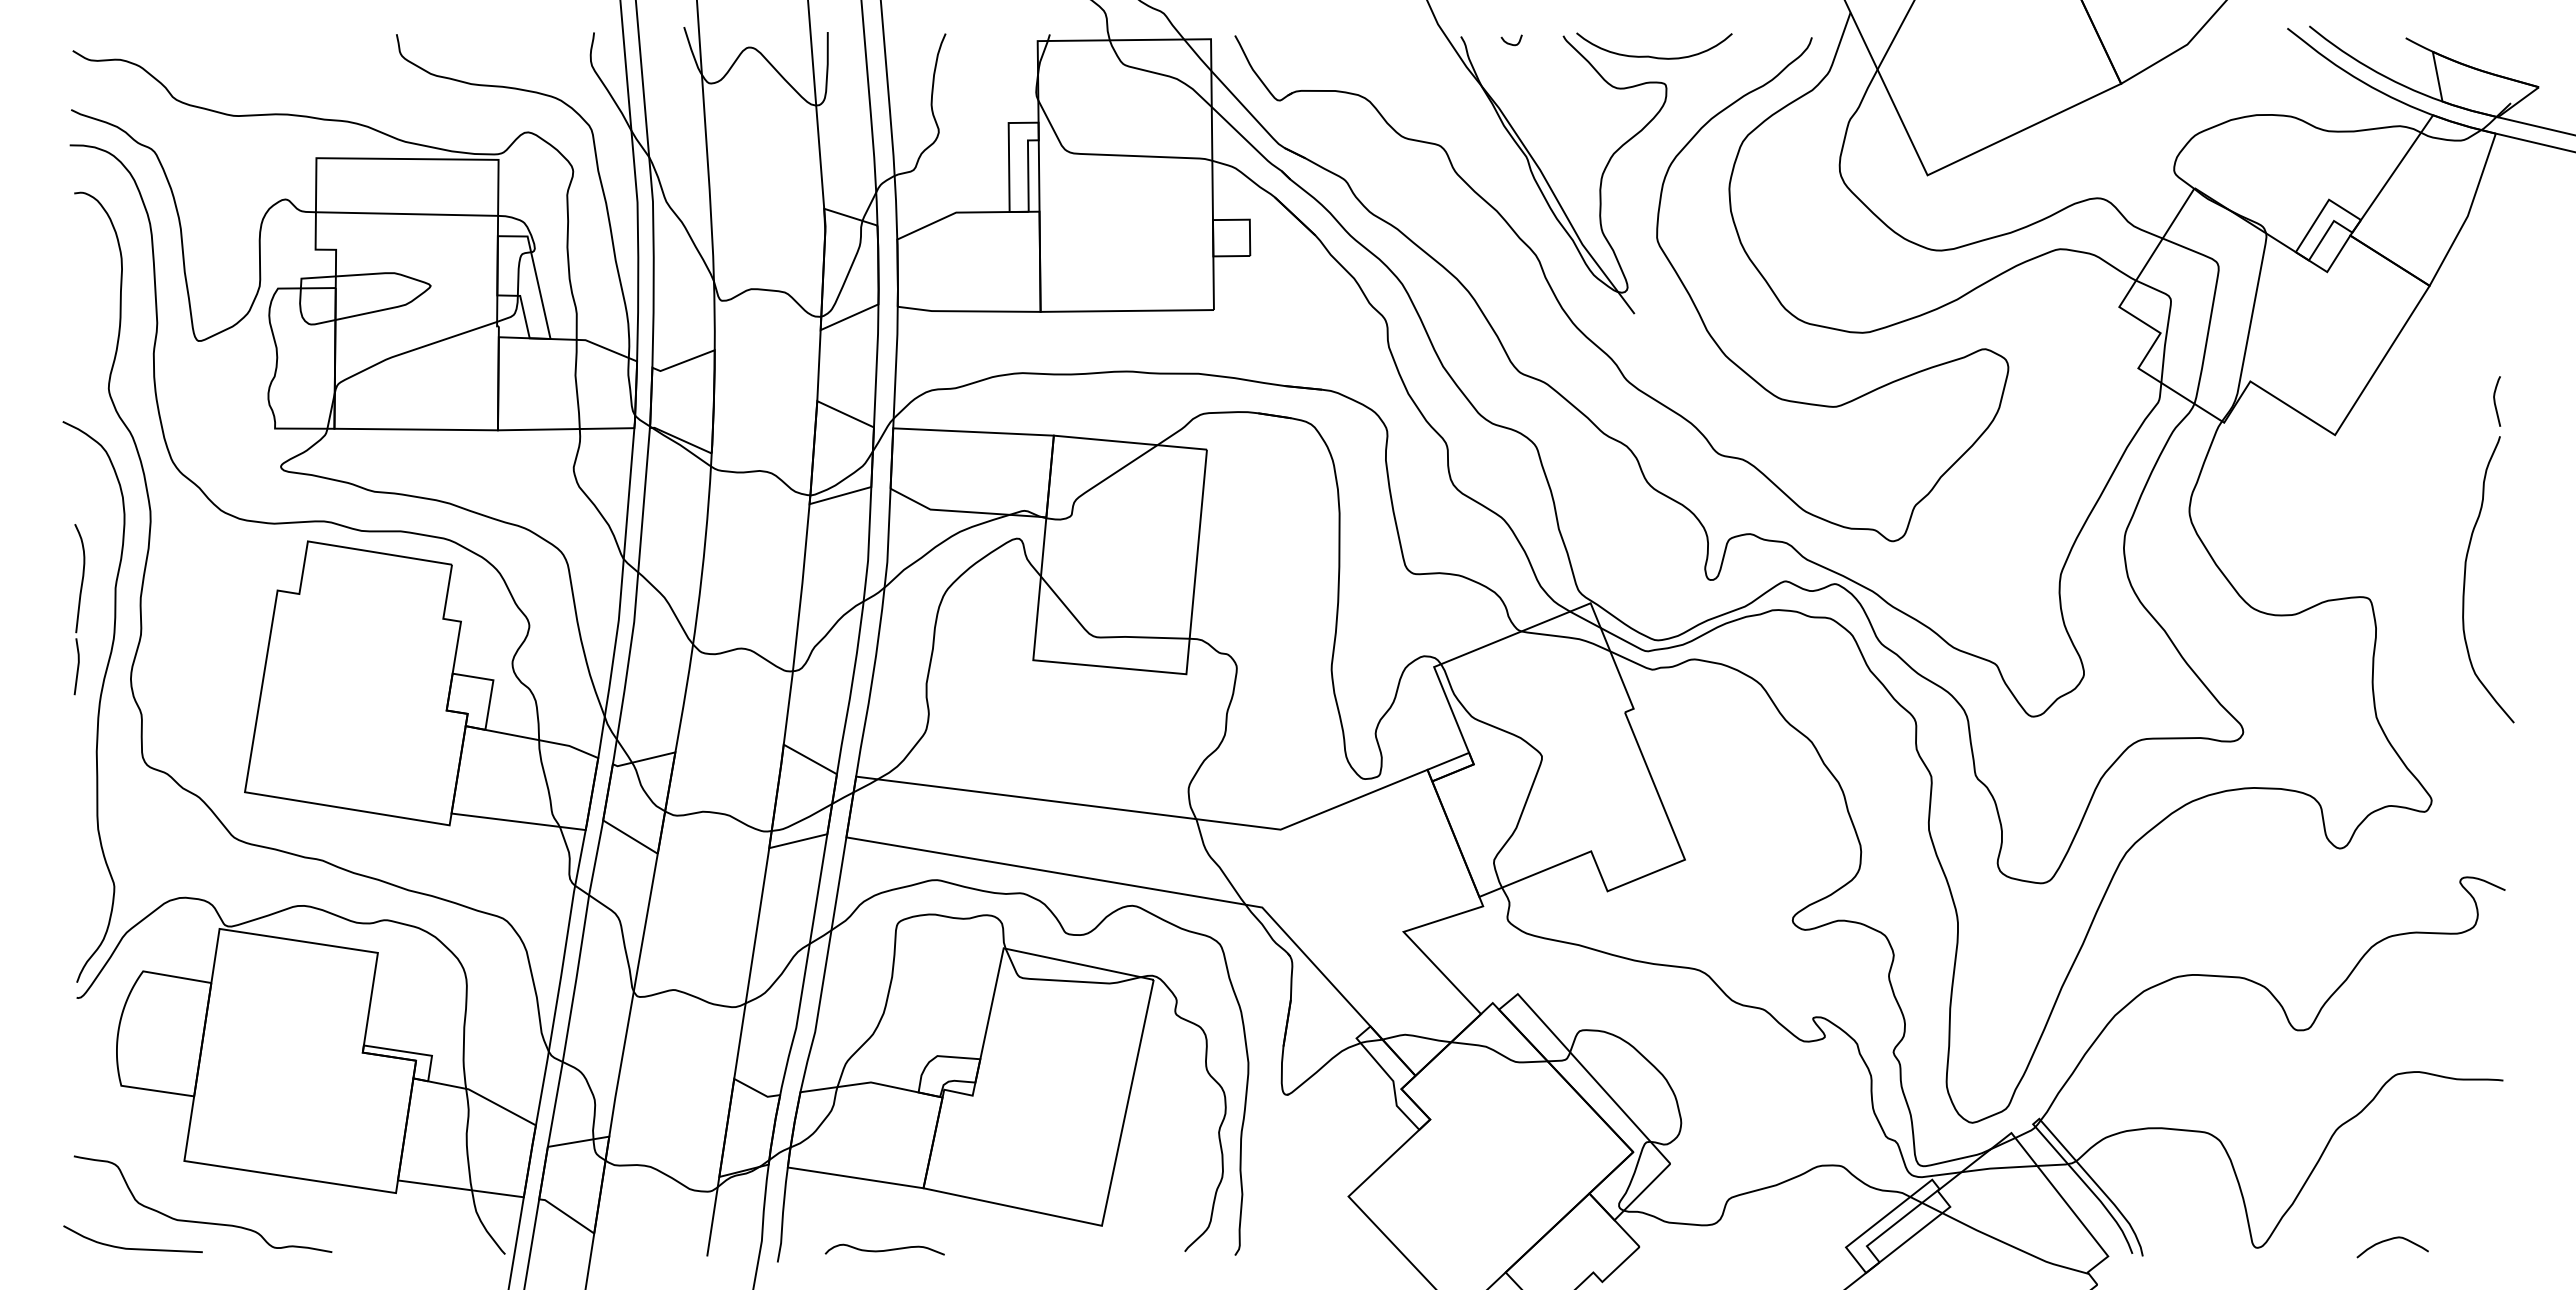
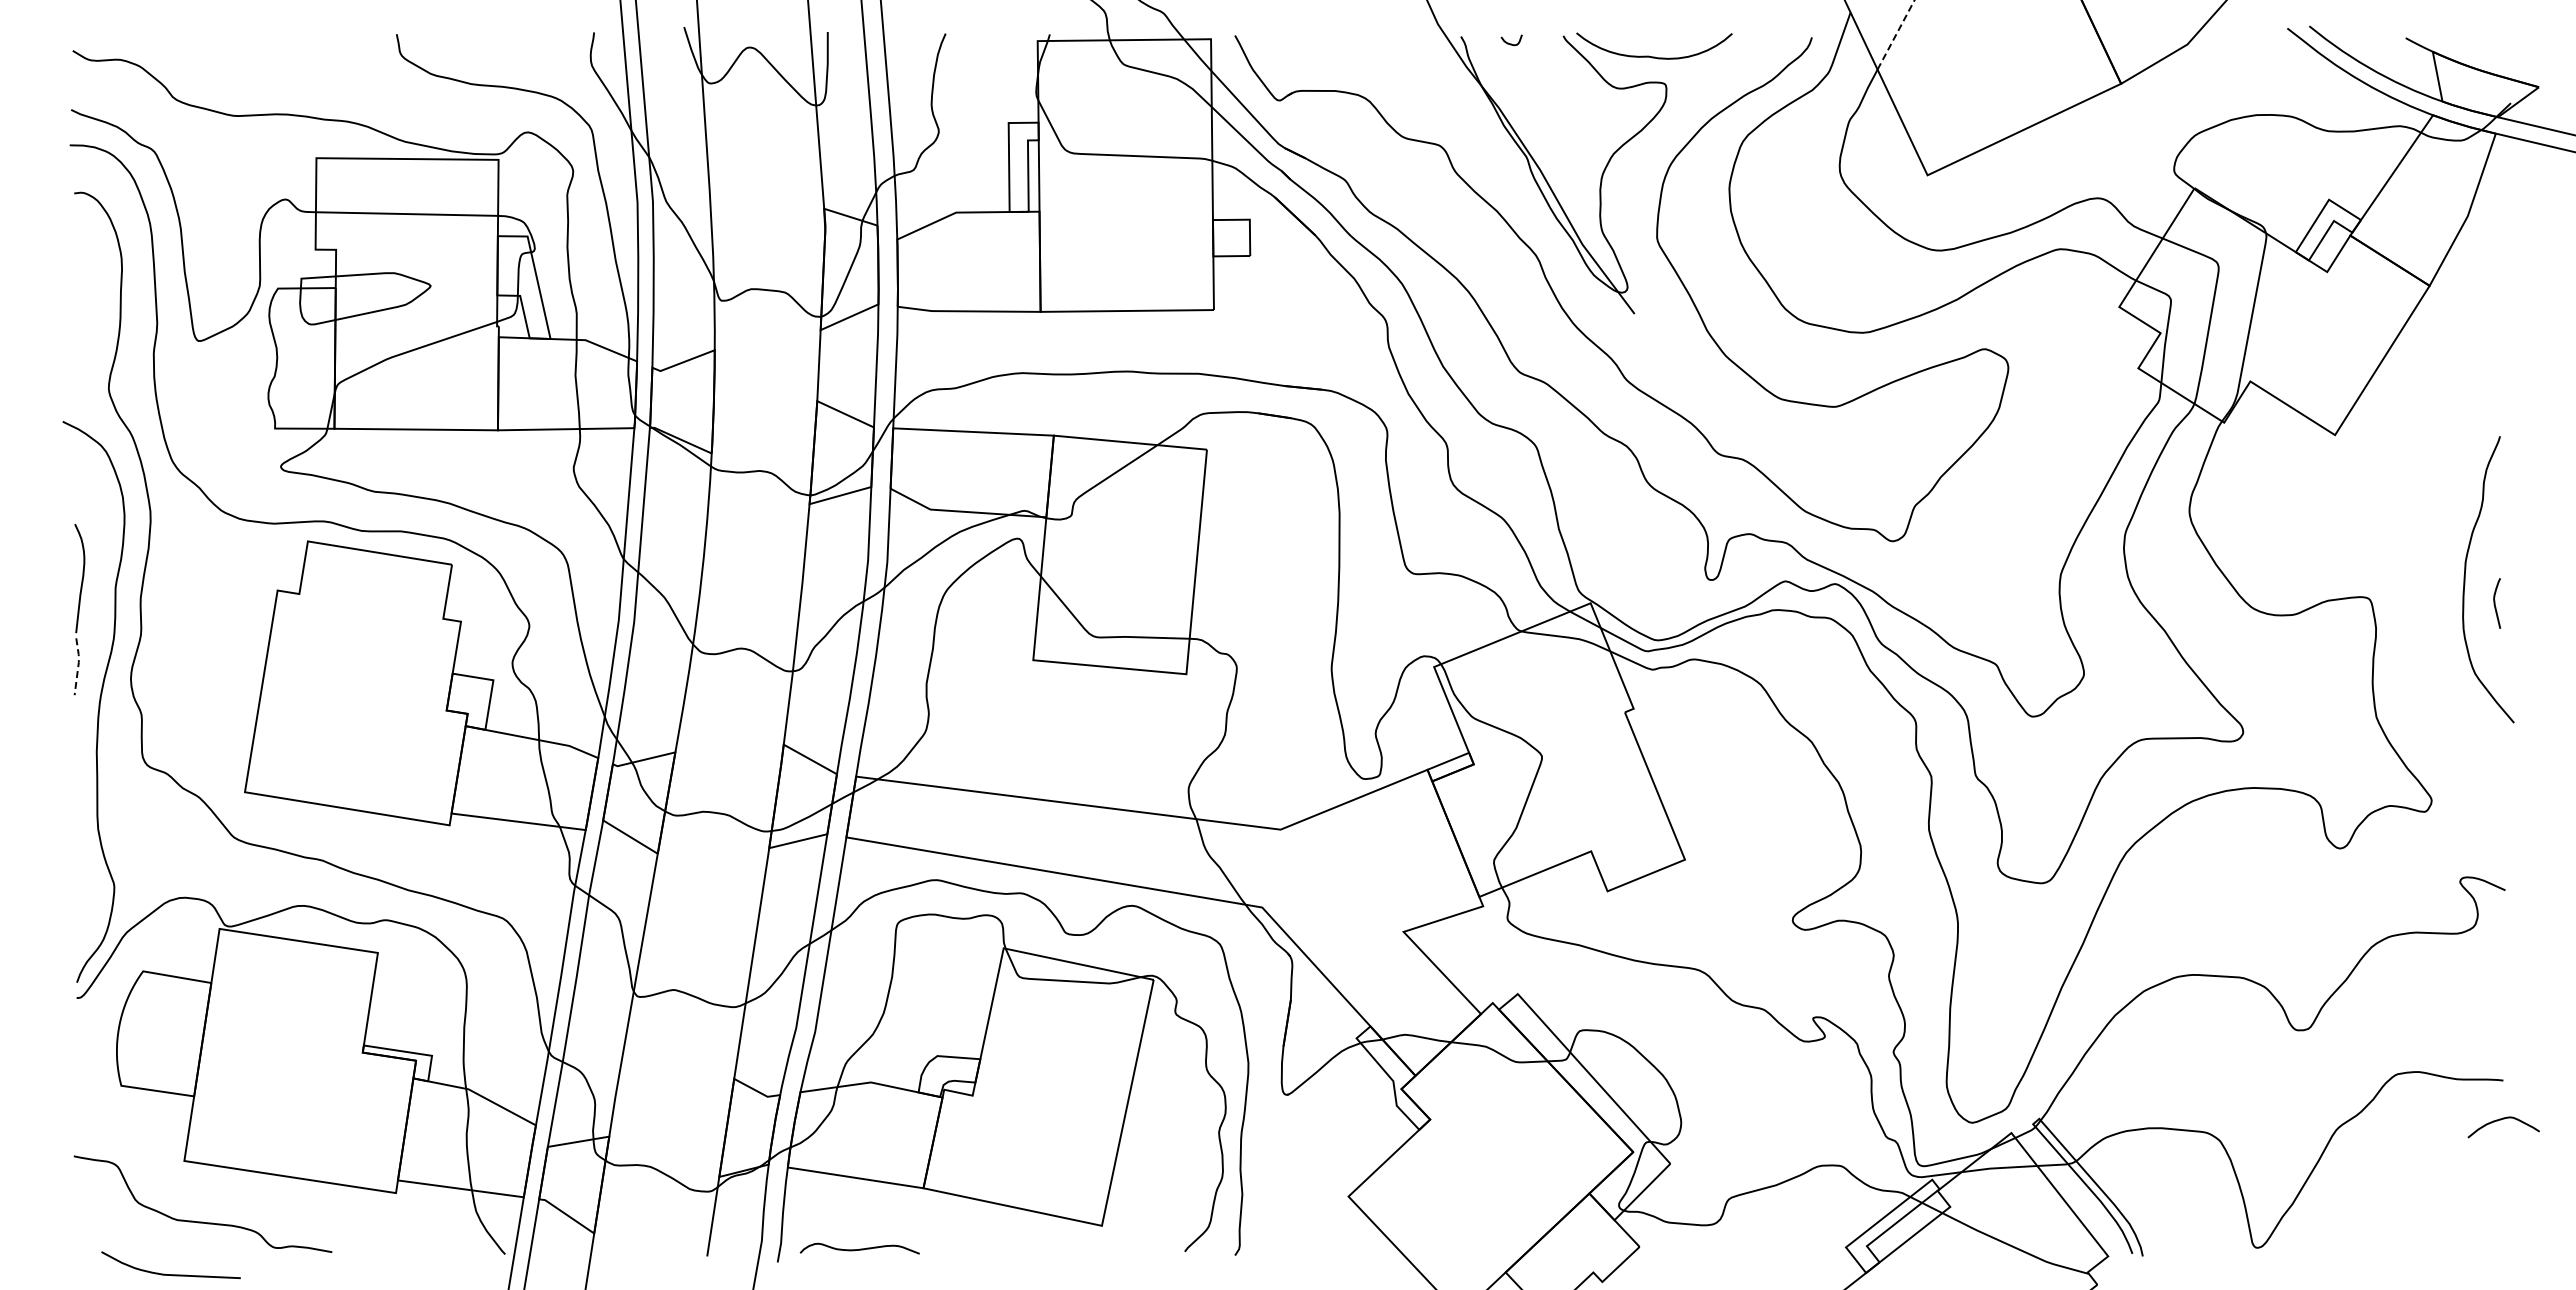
line: solid -> dashed (1895, 35)
curve position: (2495, 401) -> (2495, 603) (2495, 603)
line: solid -> dashed (78, 666)
curve position: (2390, 1240) -> (2501, 1120) (2501, 1120)
curve position: (132, 1248) -> (170, 1274) (170, 1274)
curve position: (884, 1249) -> (859, 1248) (859, 1248)
